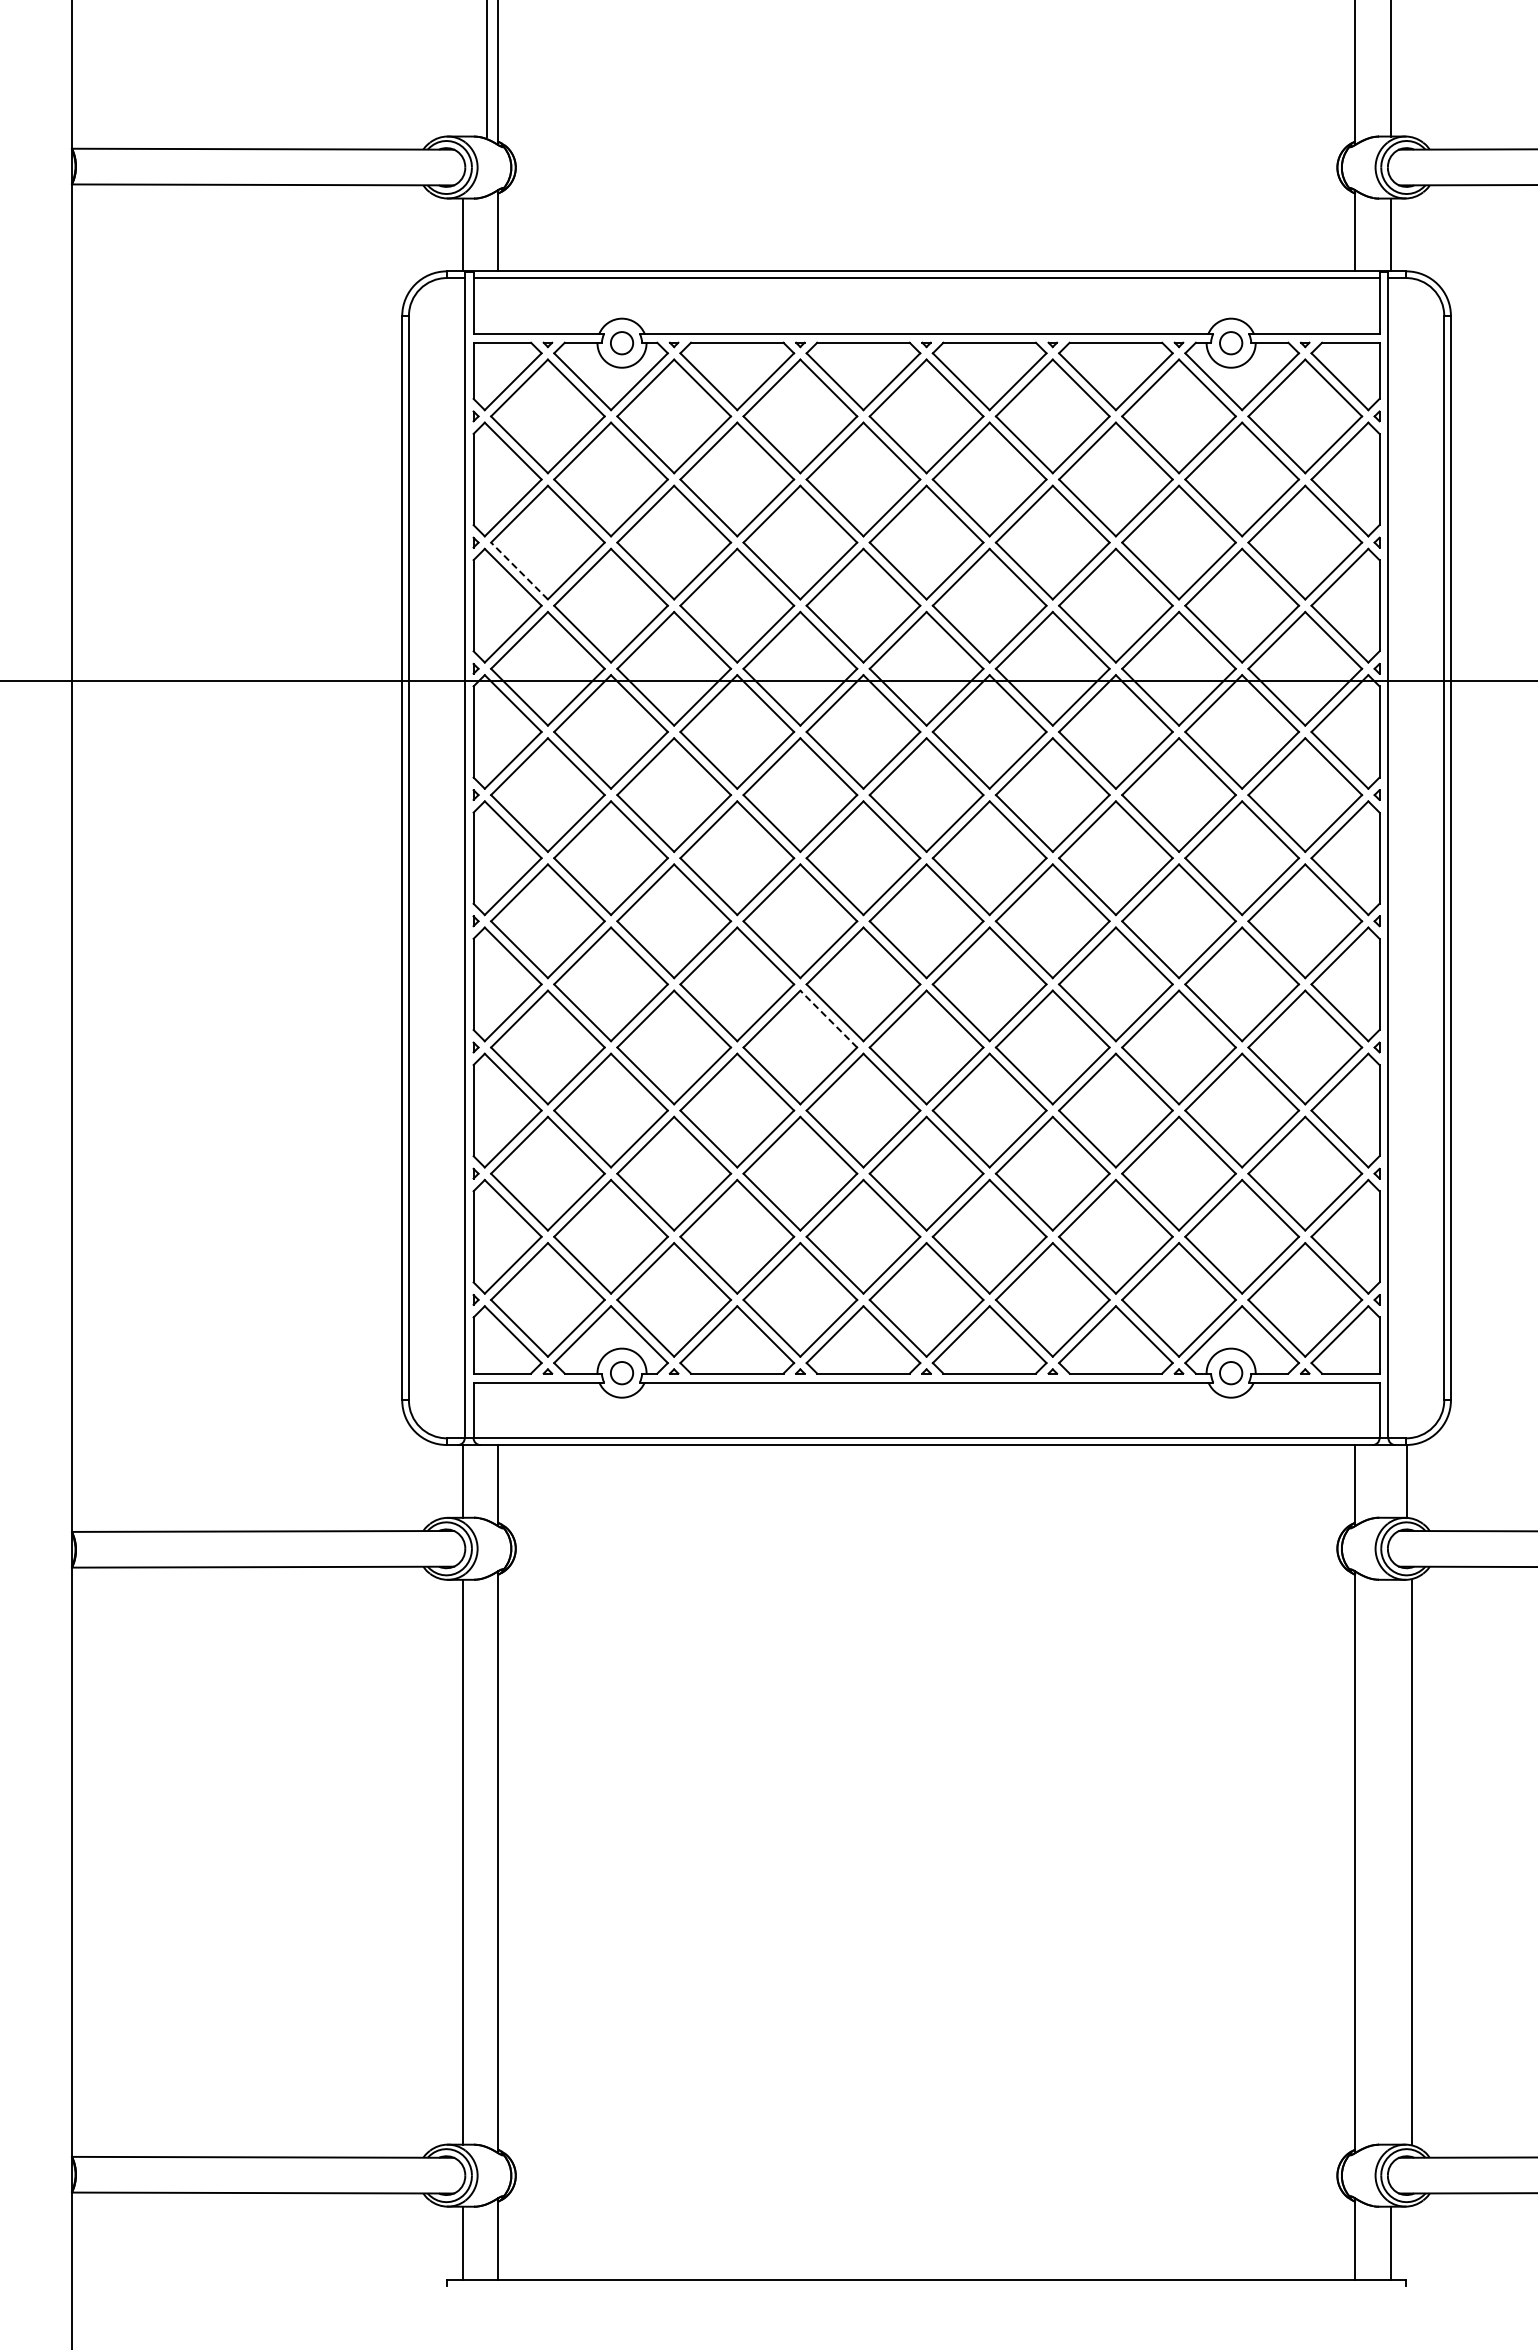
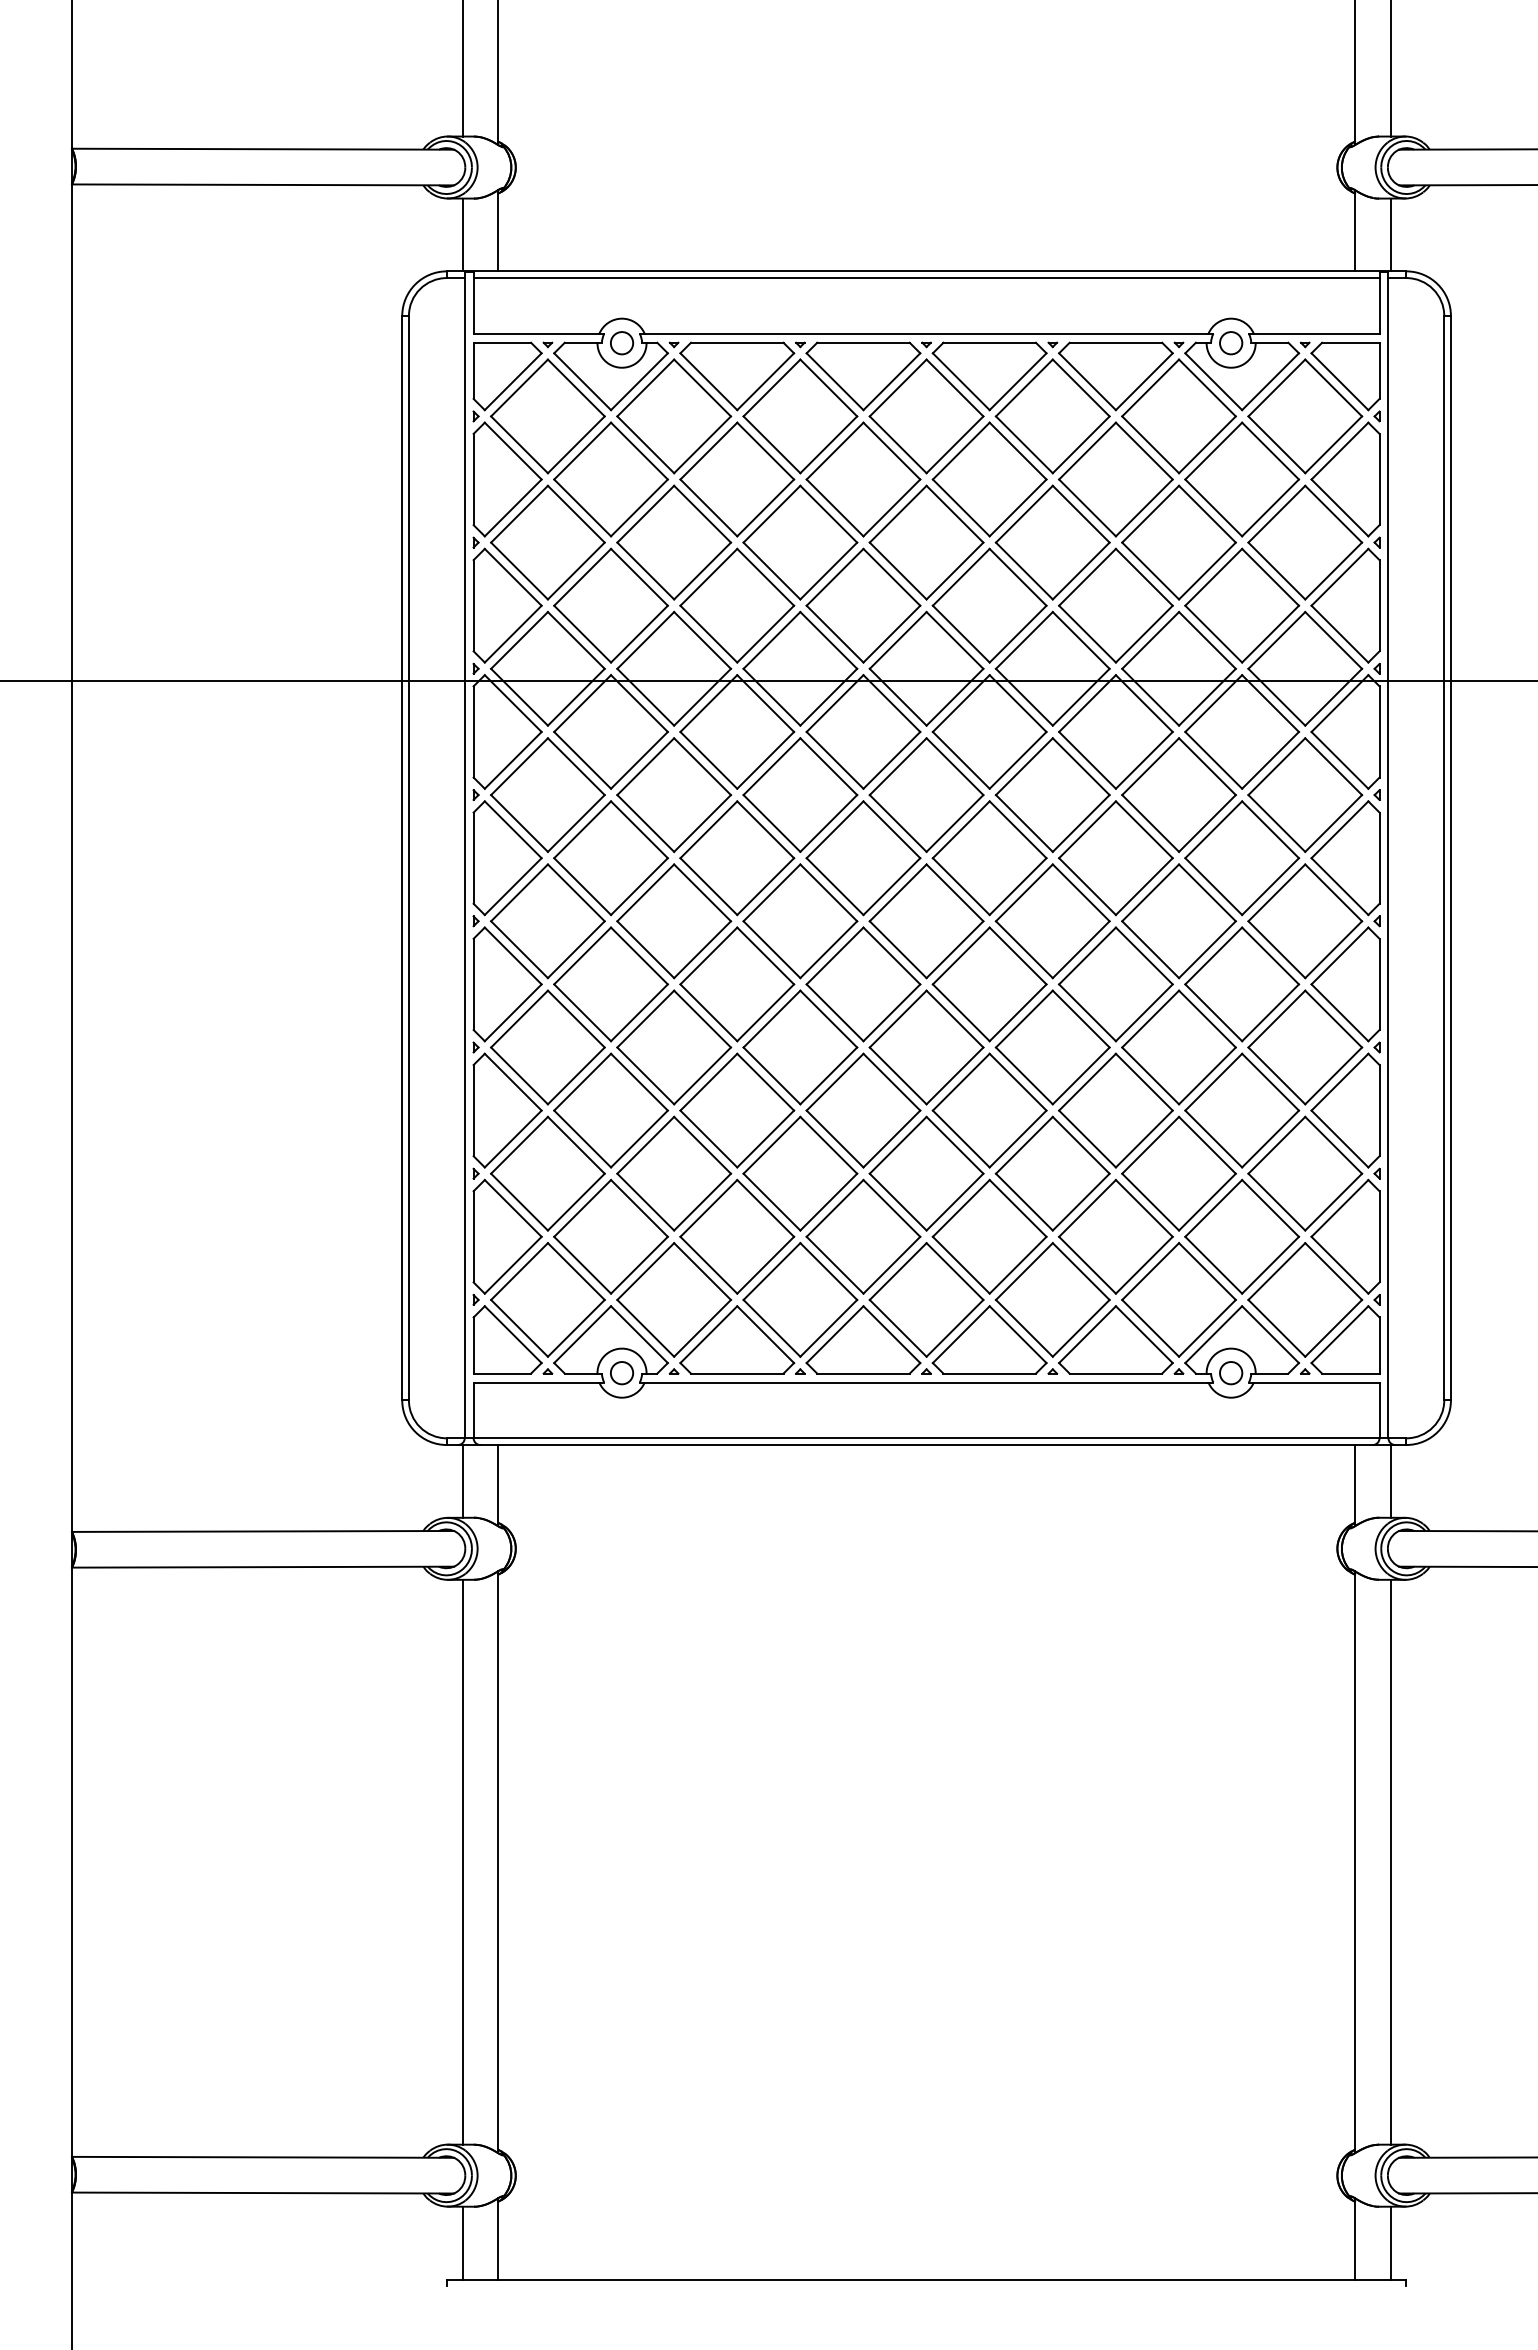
line position: (486, 69) -> (462, 69) (462, 69)
line: dashed -> solid (519, 570)
line: dashed -> solid (828, 1018)
line position: (1406, 1481) -> (1390, 1481) (1390, 1481)
line position: (1411, 1861) -> (1390, 1861) (1390, 1861)
